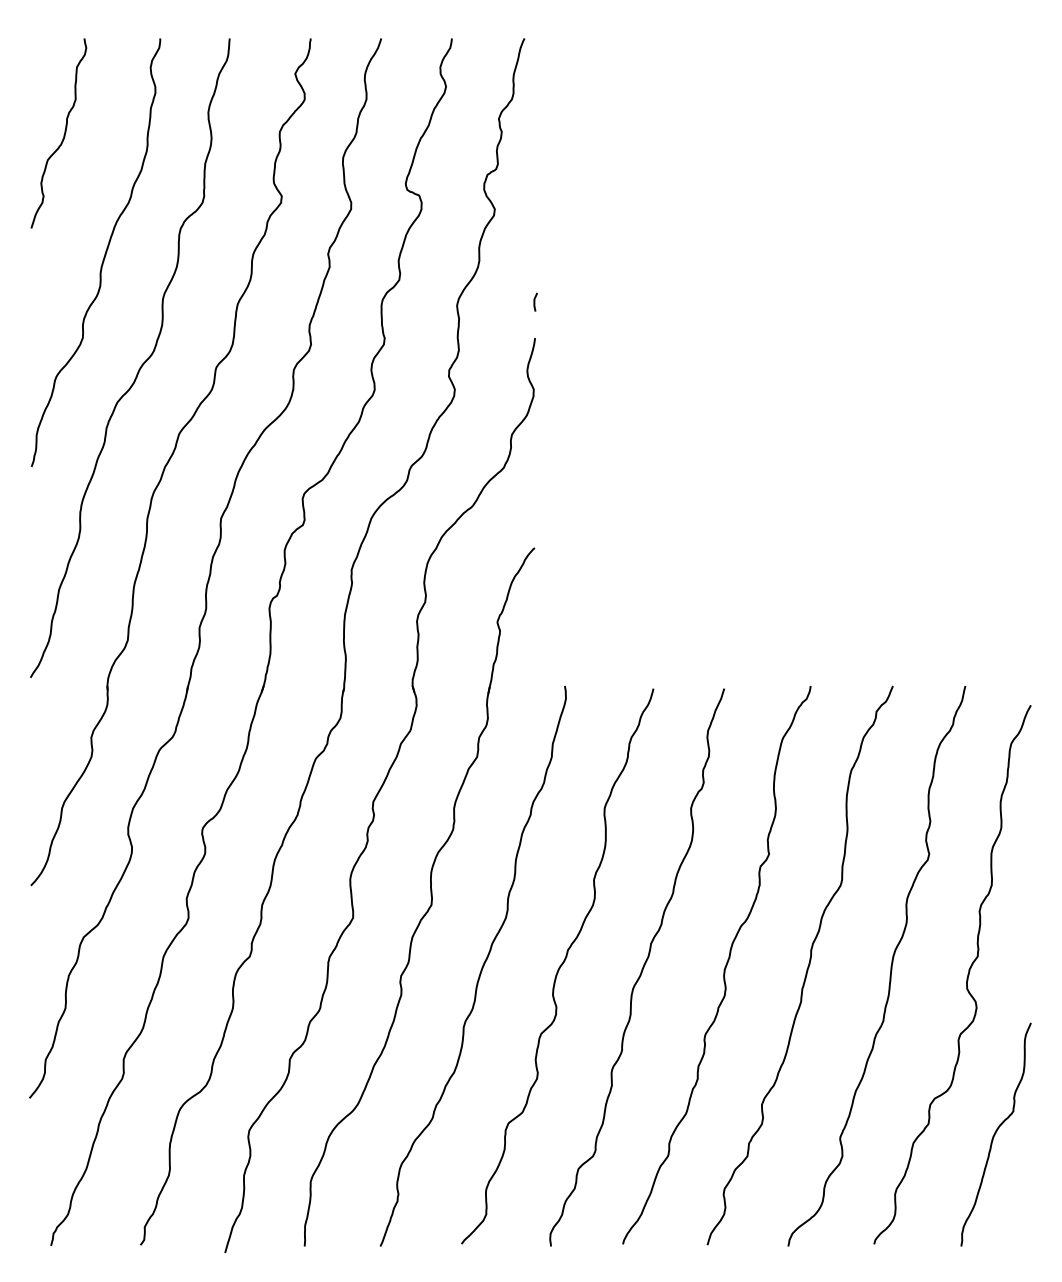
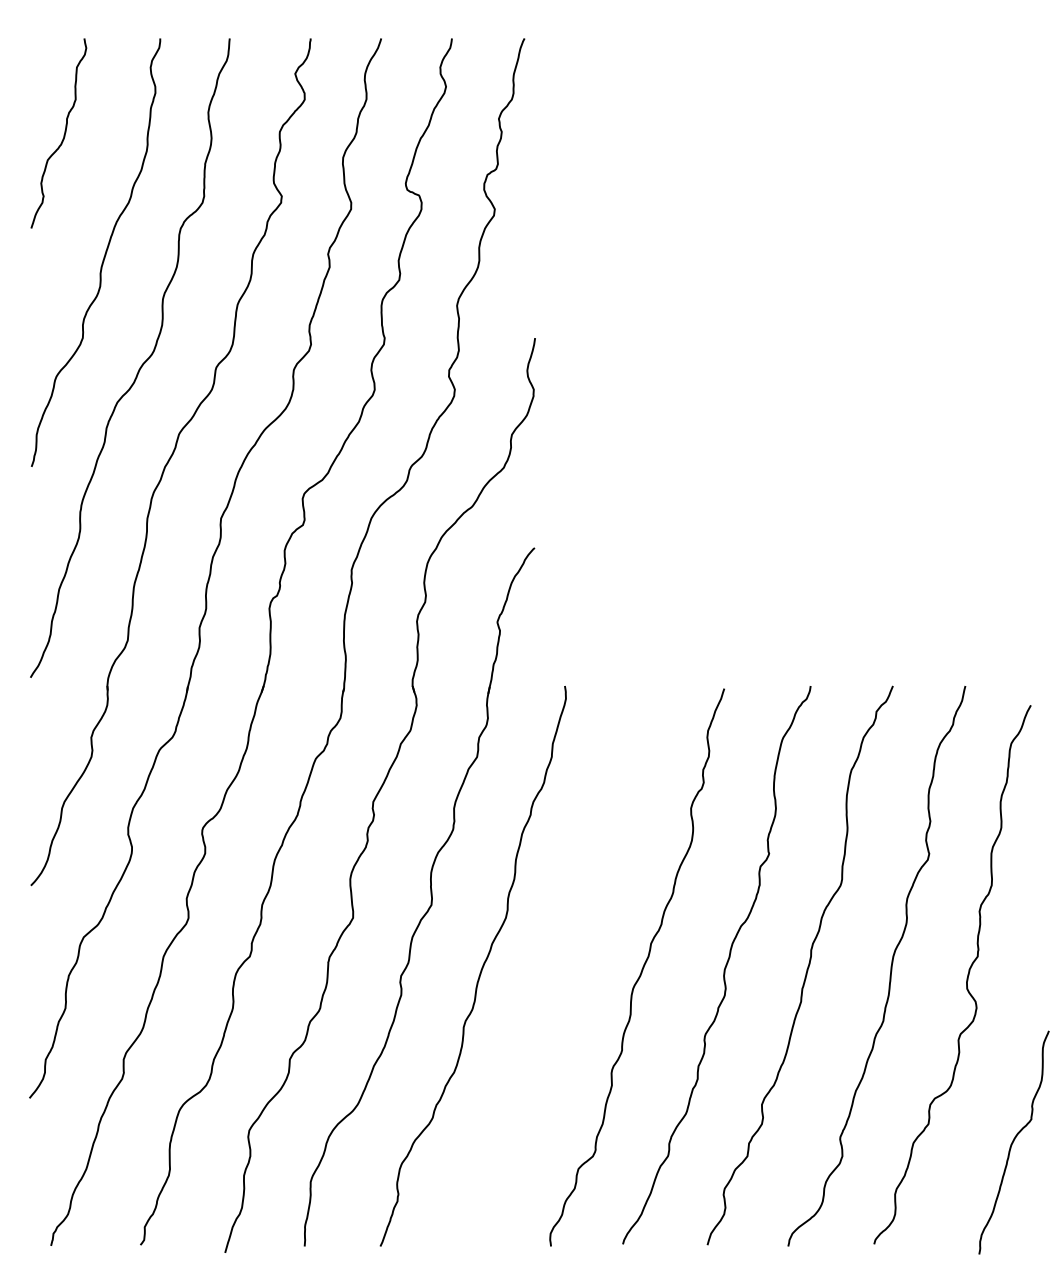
line: present -> none (535, 301)
curve: present -> none (558, 967)
curve position: (995, 1134) -> (1013, 1142) (1013, 1142)
